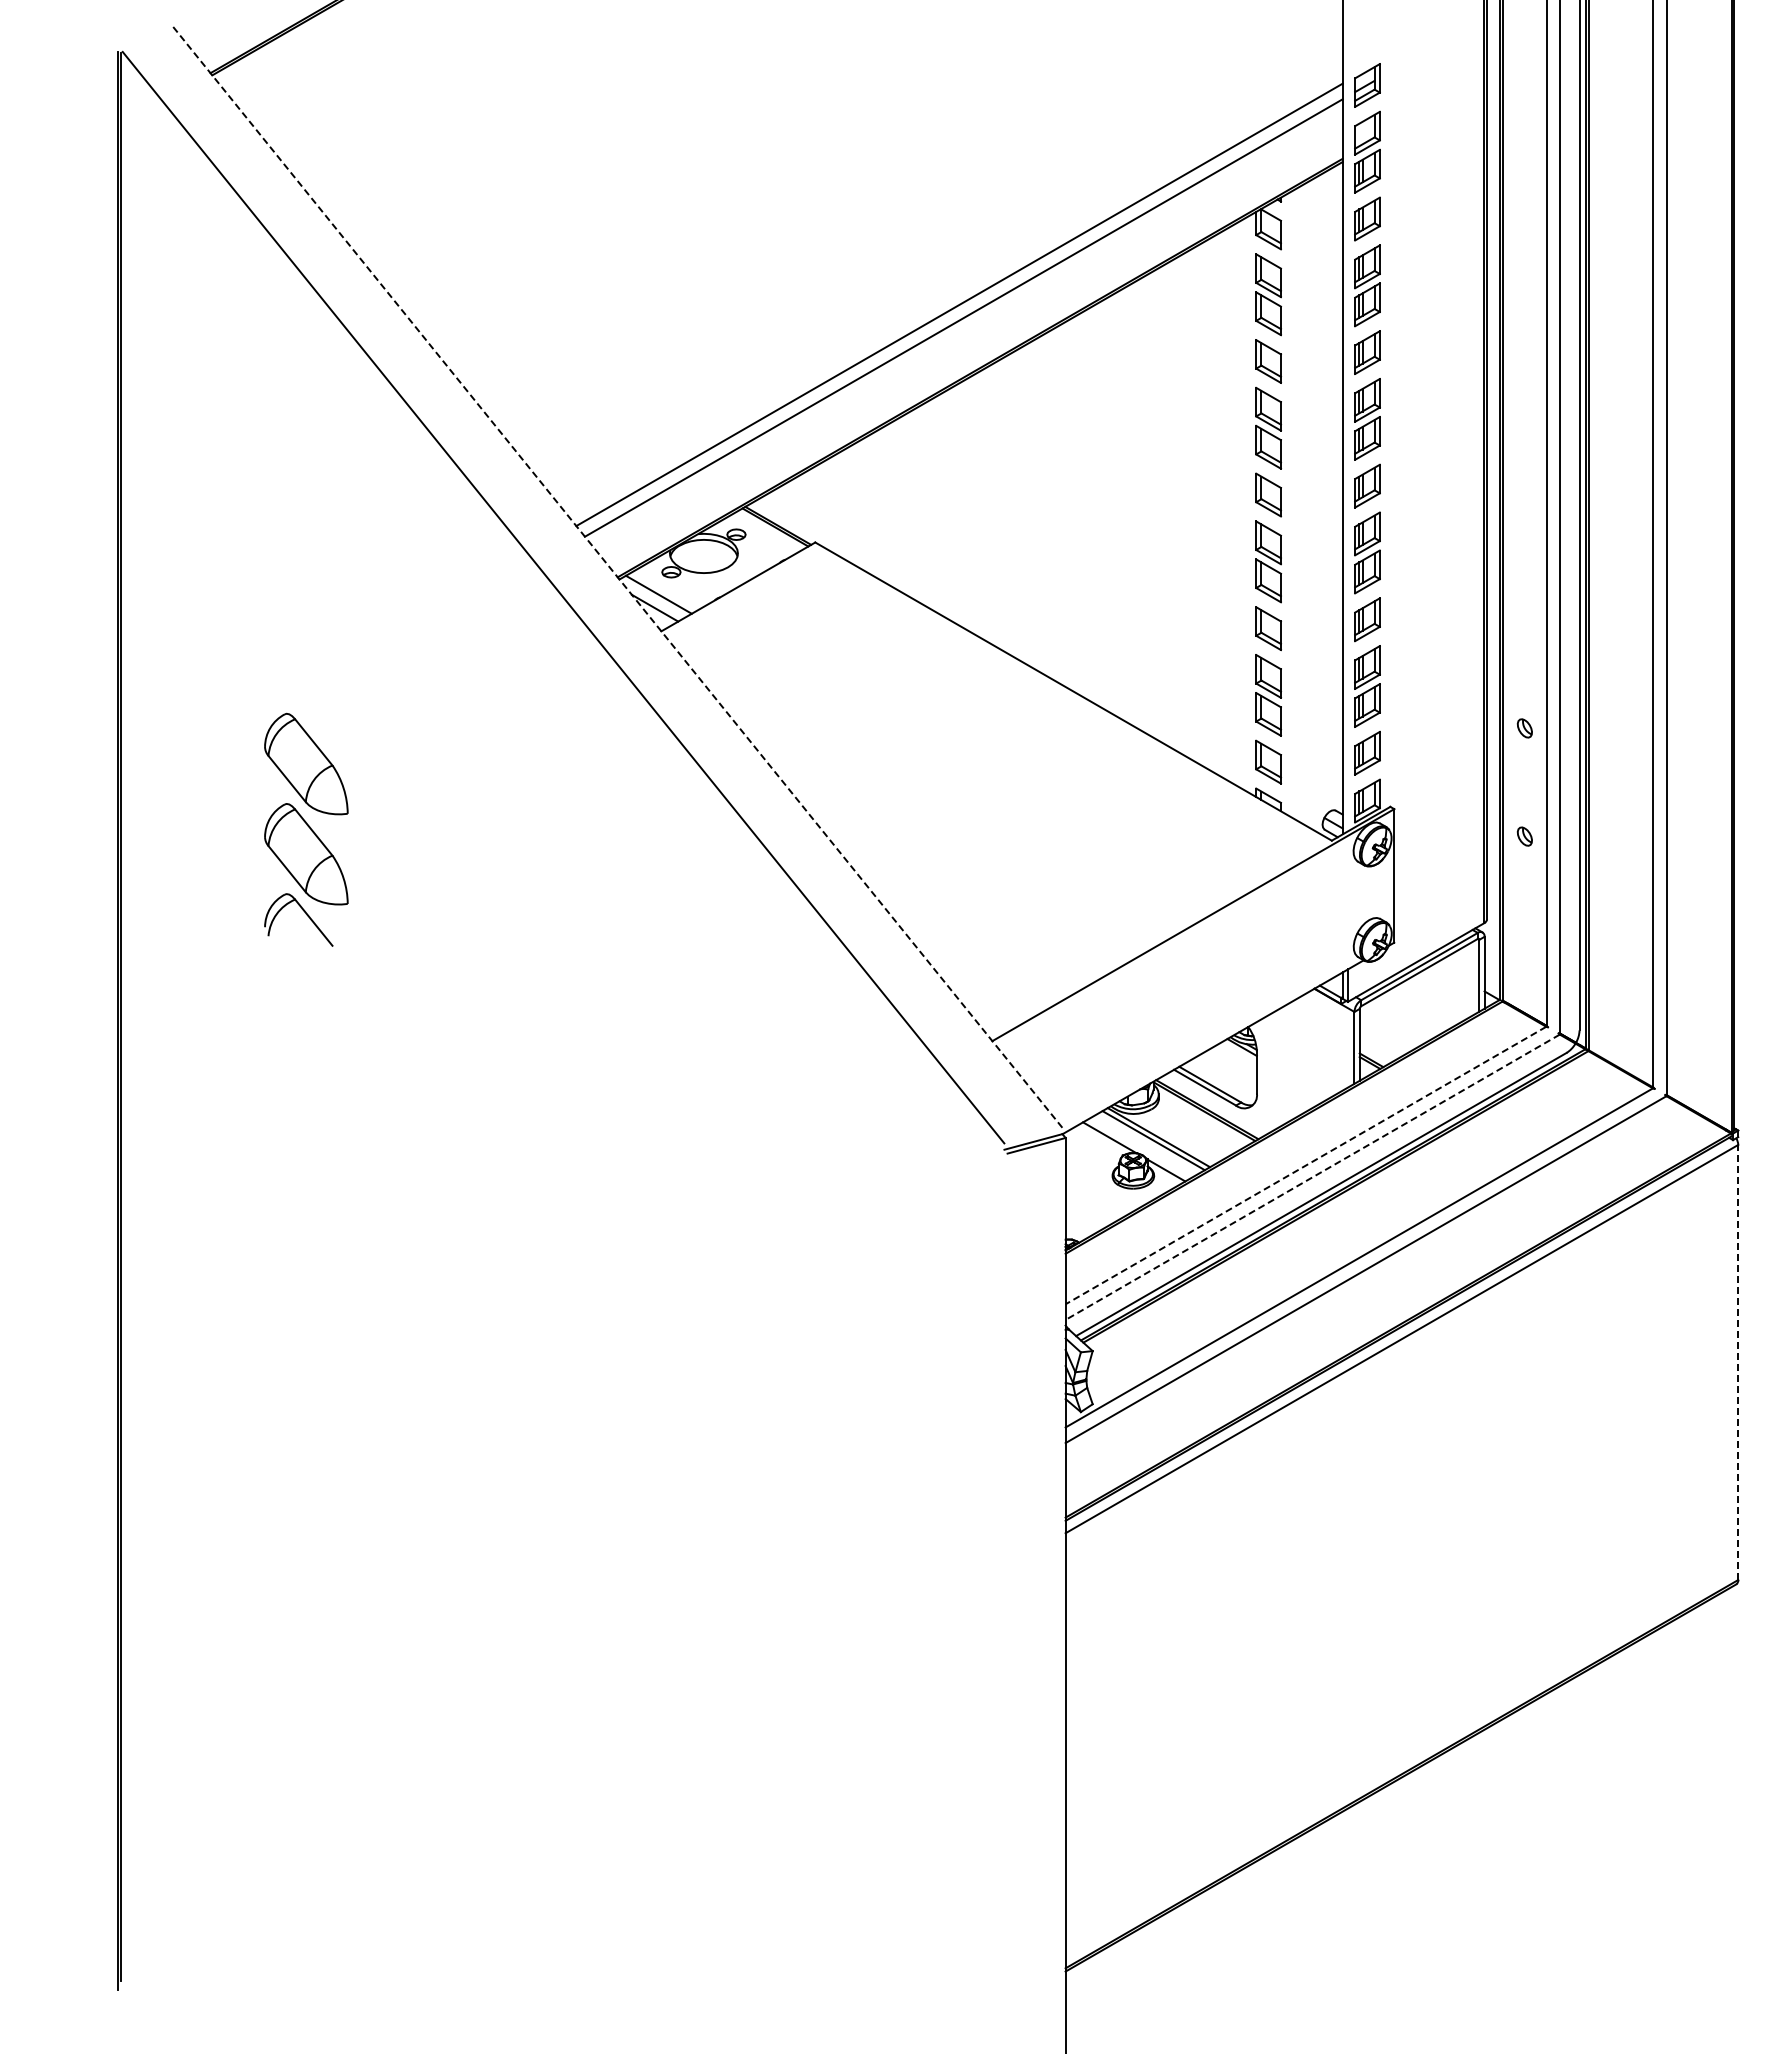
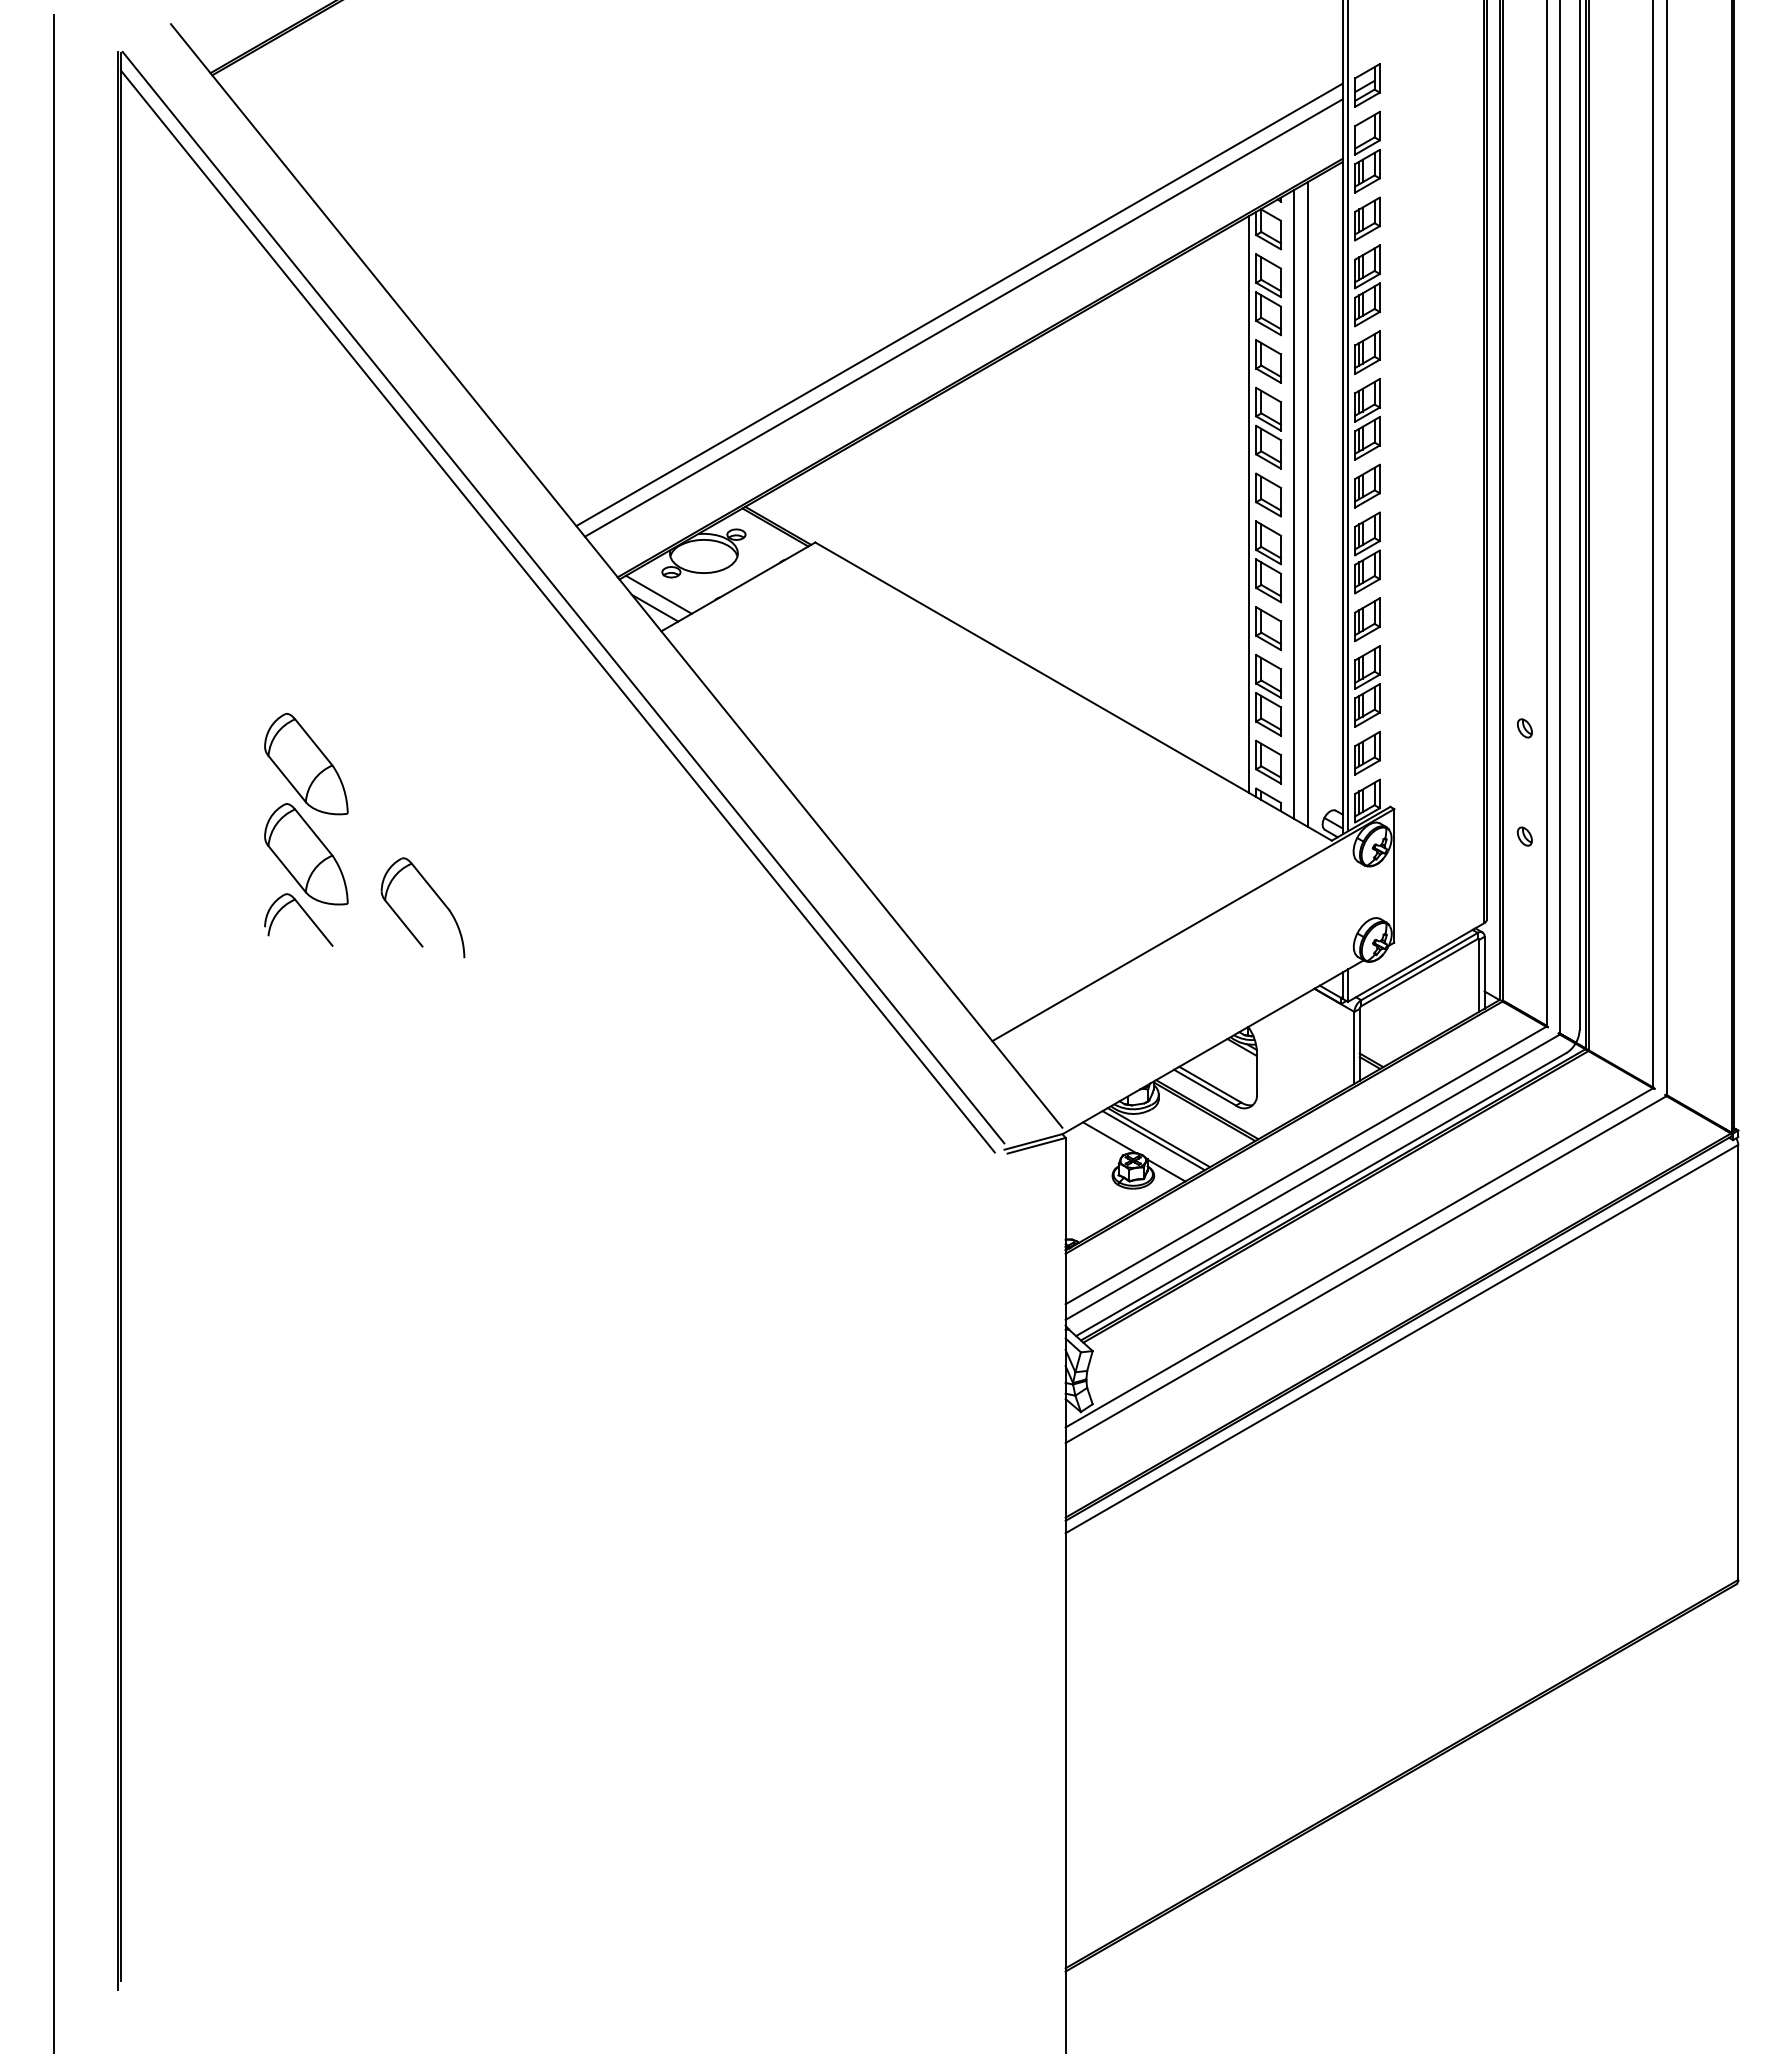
line: none -> present (1347, 416)
line: none -> present (1249, 504)
line: none -> present (1294, 504)
line: none -> present (1307, 504)
line: dashed -> solid (616, 575)
line: none -> present (557, 611)
part: none -> present (437, 897)
line: none -> present (53, 1032)
line: dashed -> solid (1305, 1165)
line: dashed -> solid (1312, 1177)
line: dashed -> solid (1738, 1362)
